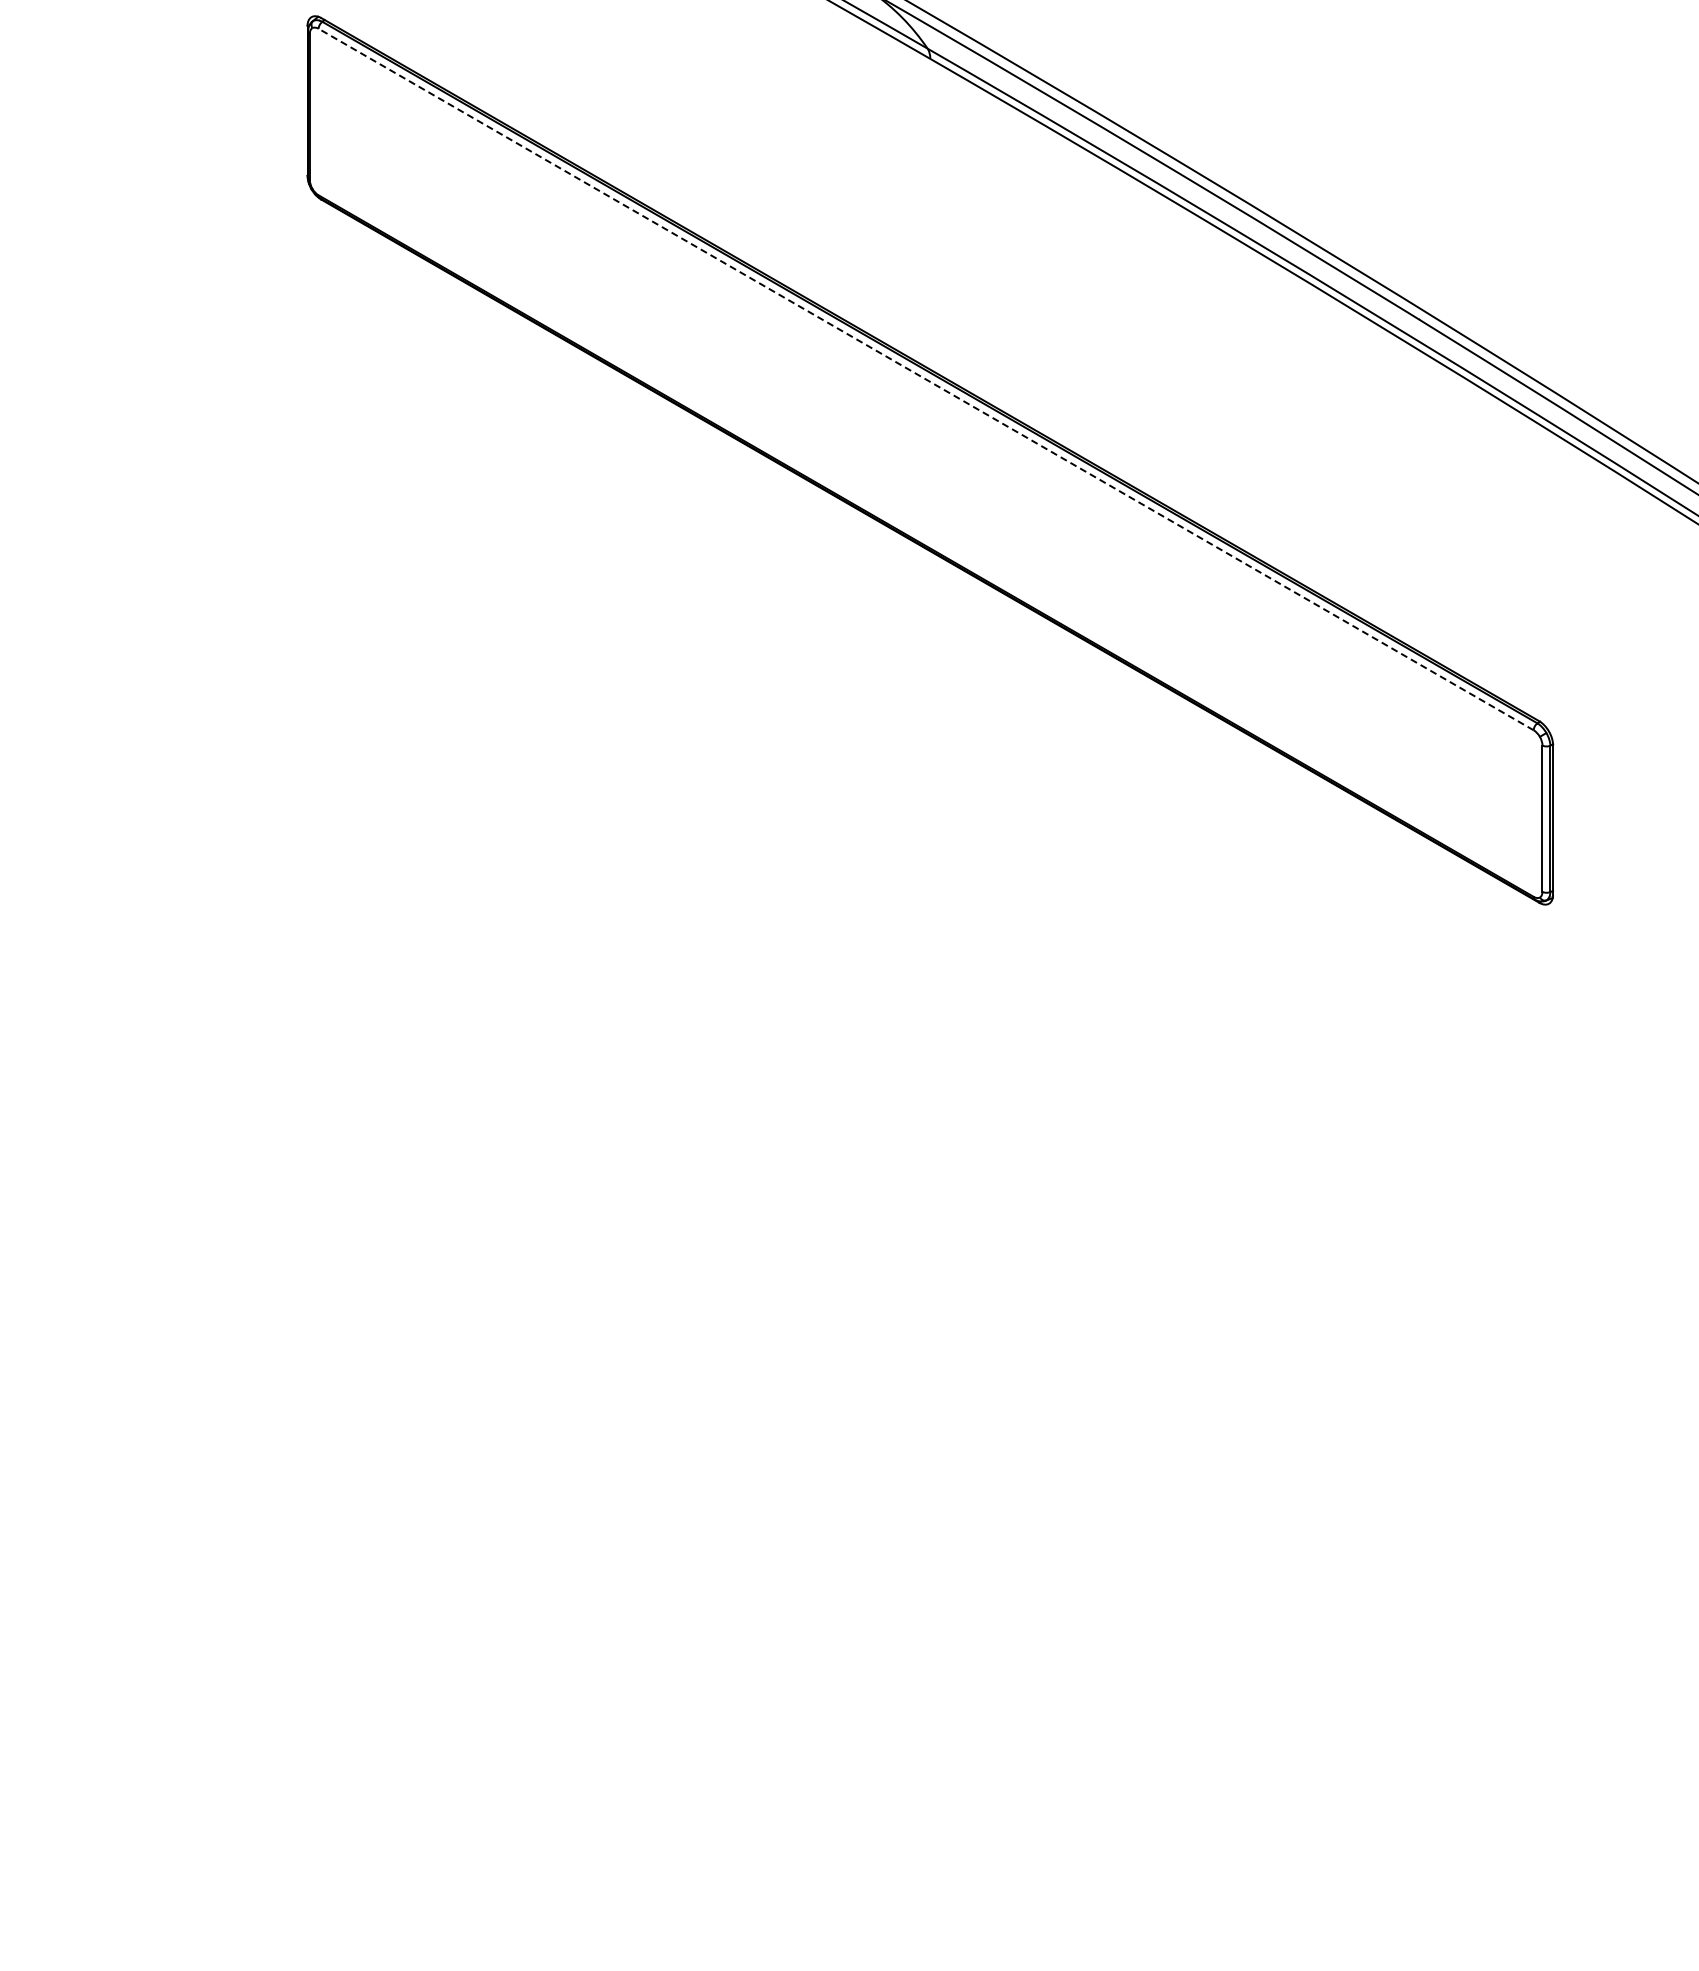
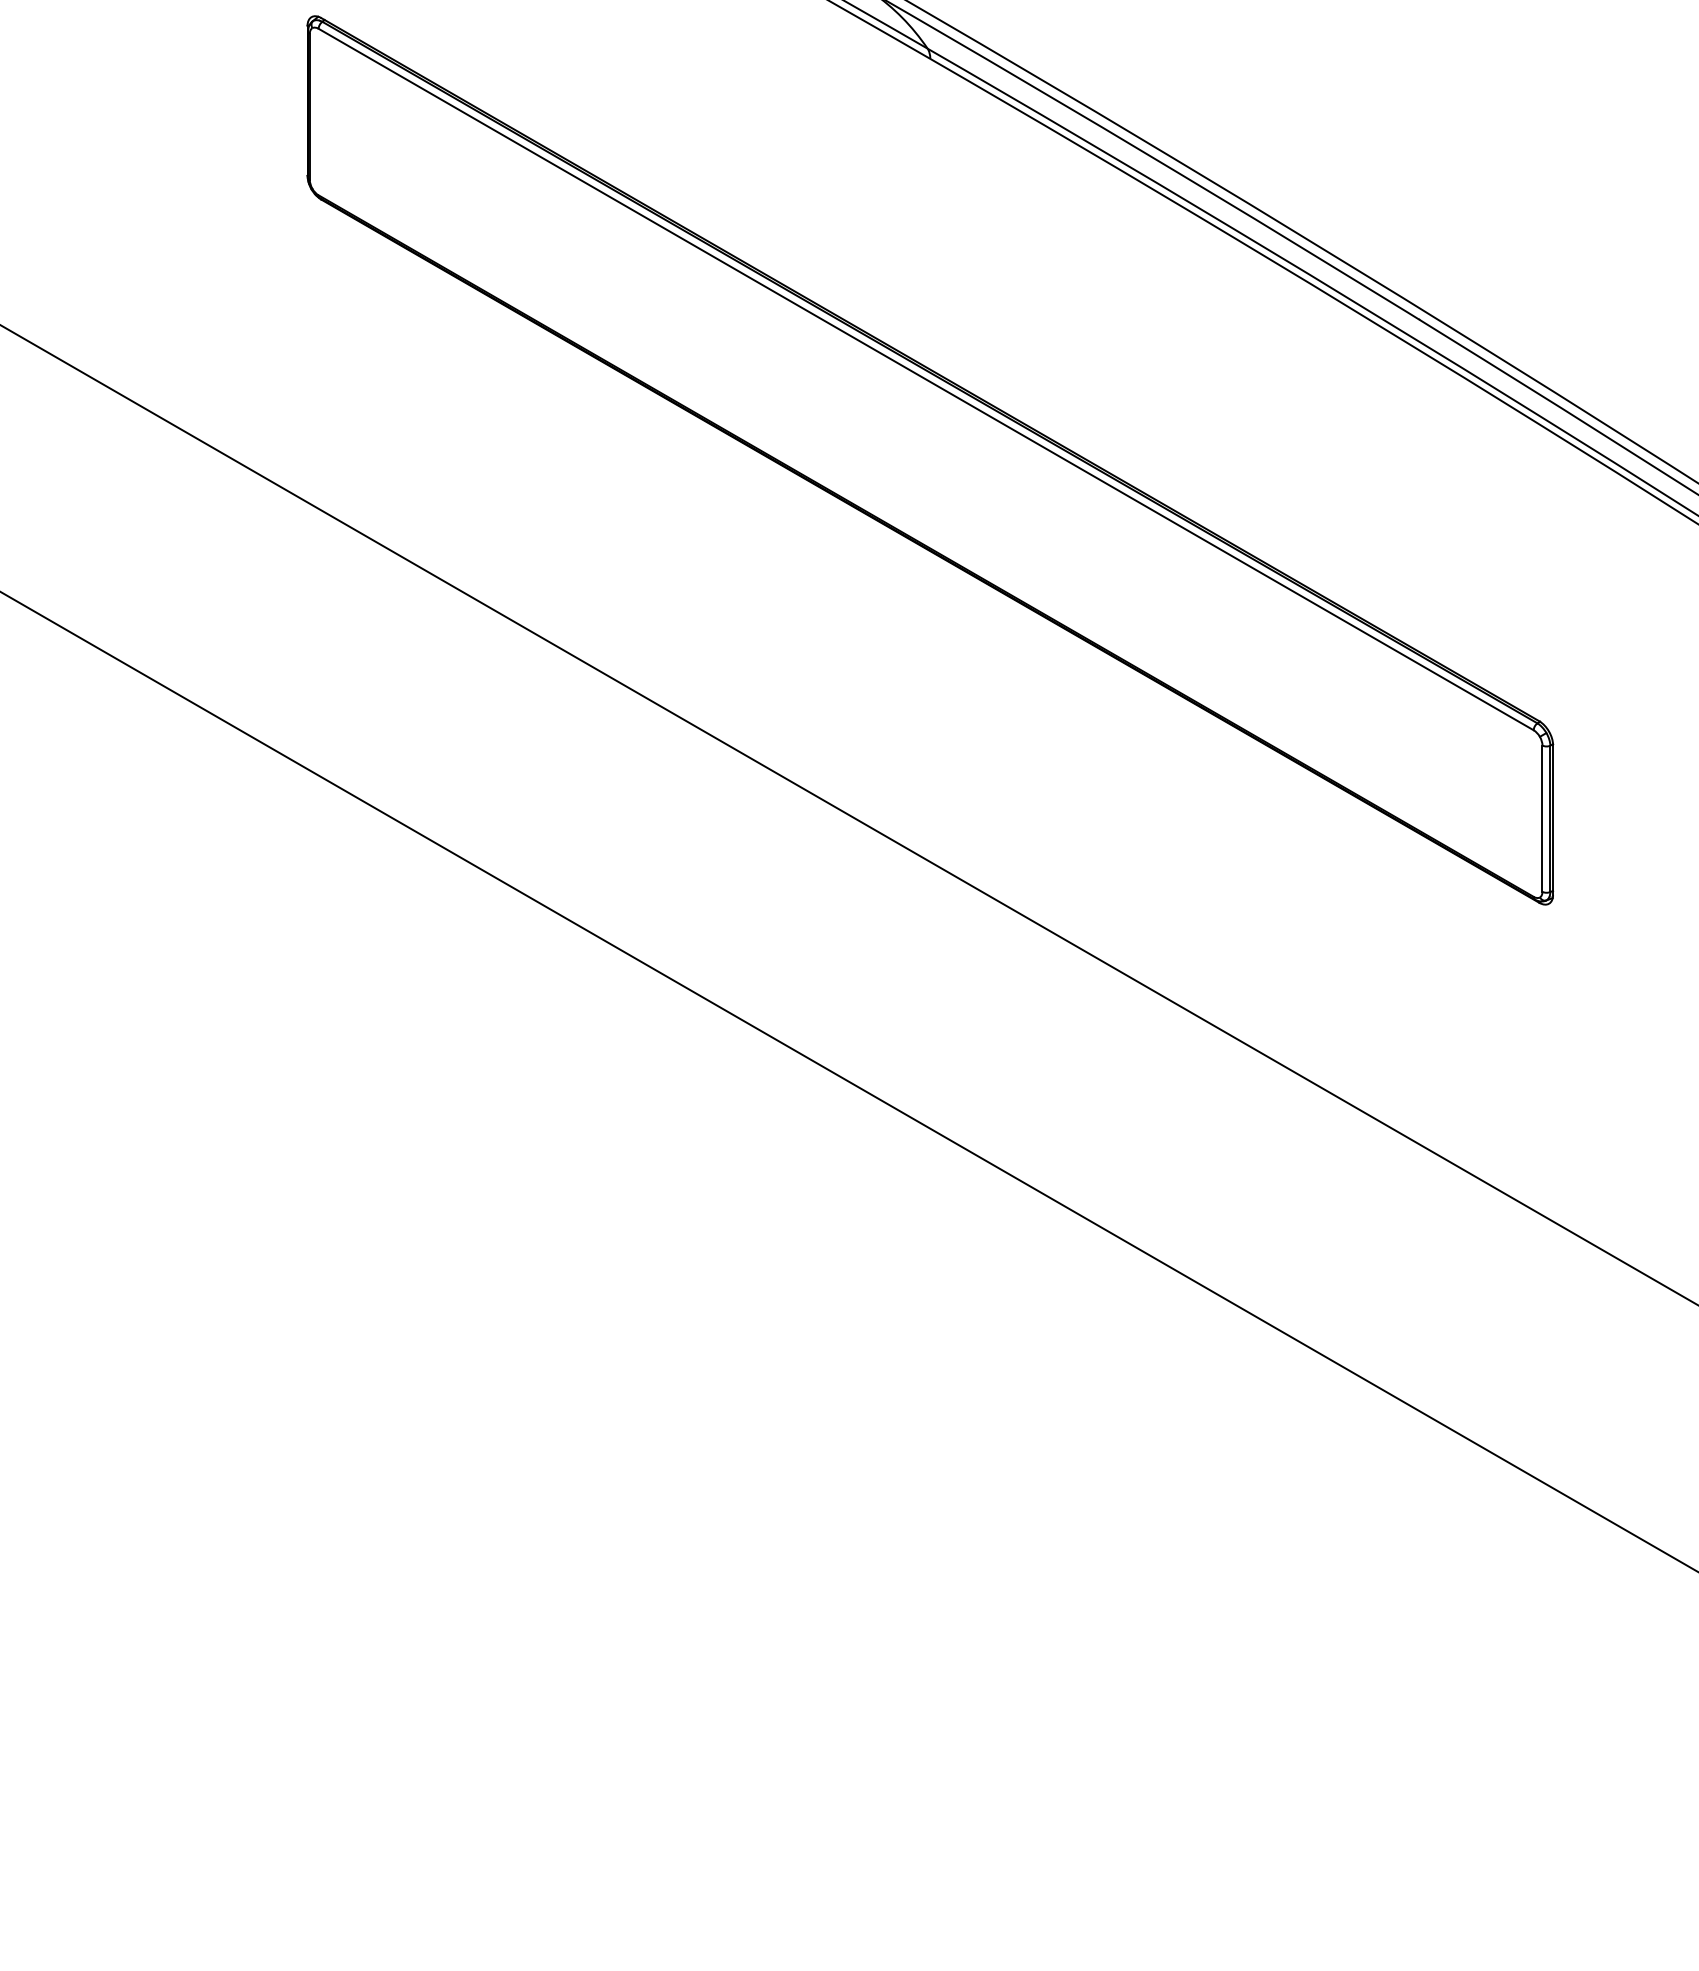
line: dashed -> solid (925, 379)
line: none -> present (848, 814)
line: none -> present (848, 1081)
